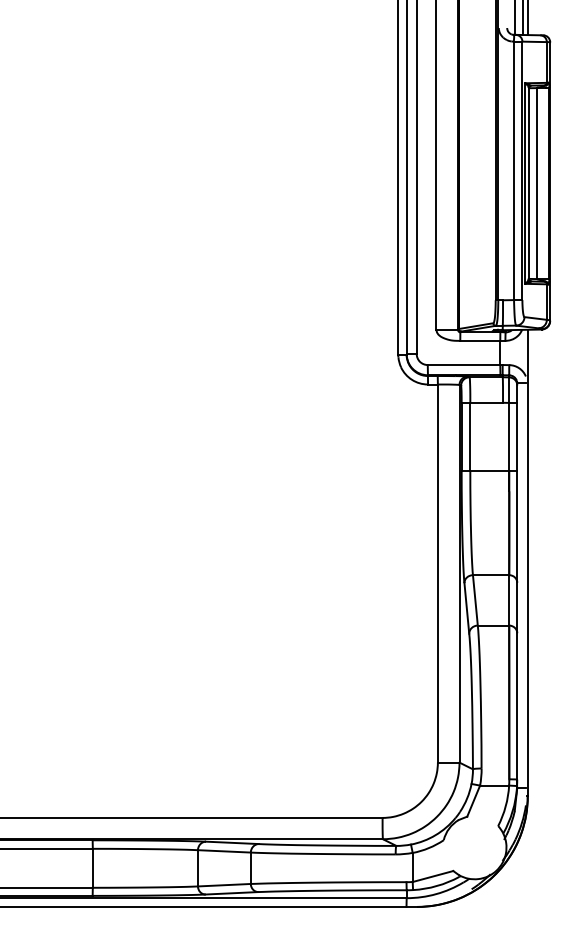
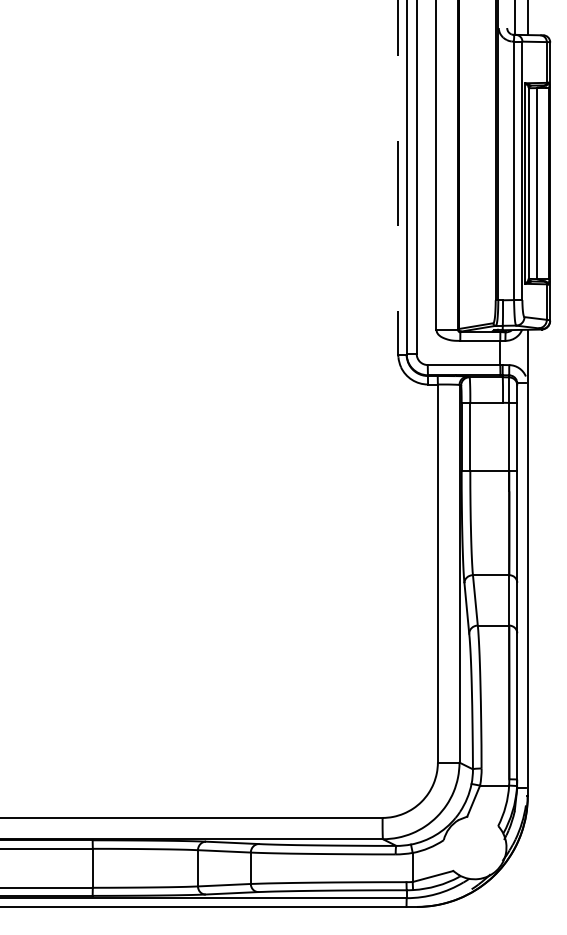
line: present -> none (523, 18)
line: solid -> dashed (398, 177)
